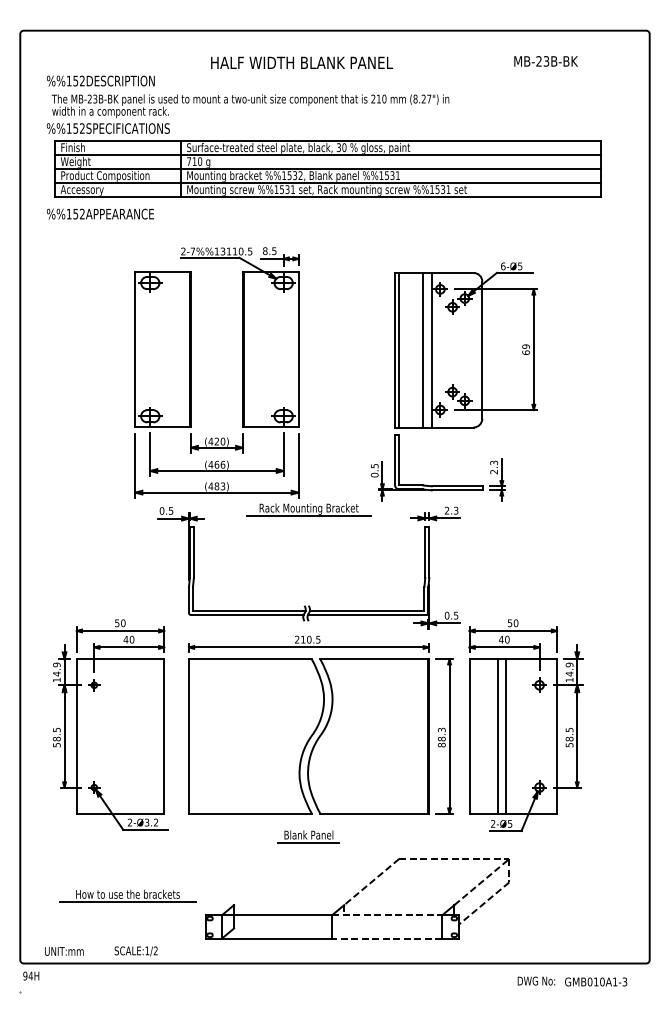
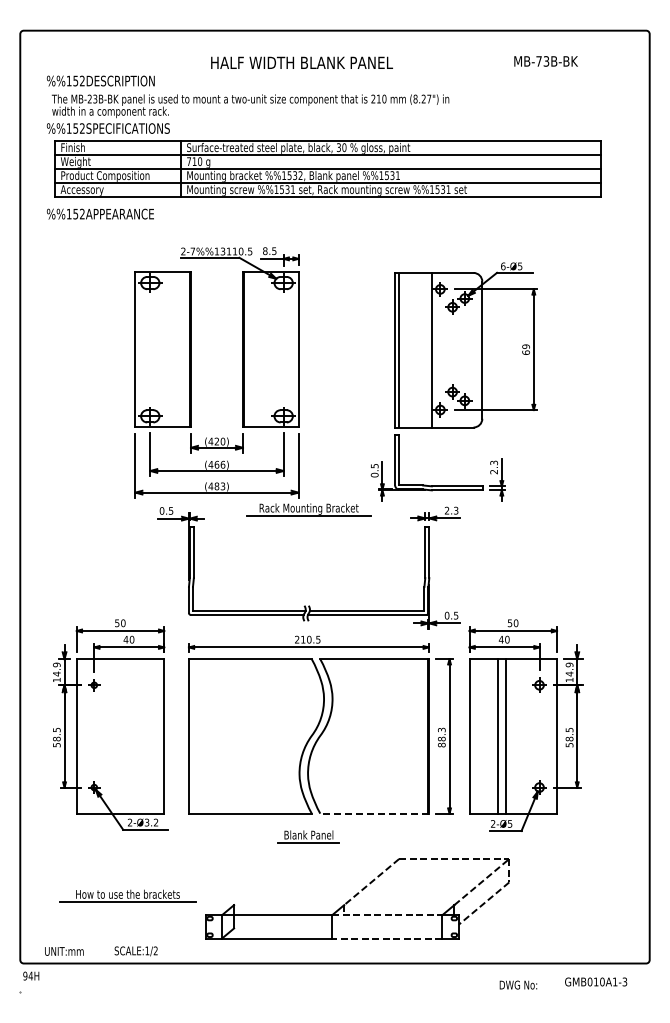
text: MB-23B-BK -> MB-73B-BK (538, 61)
line: present -> none (422, 349)
line: solid -> dashed (374, 813)
text position: (536, 980) -> (518, 984) (518, 984)
